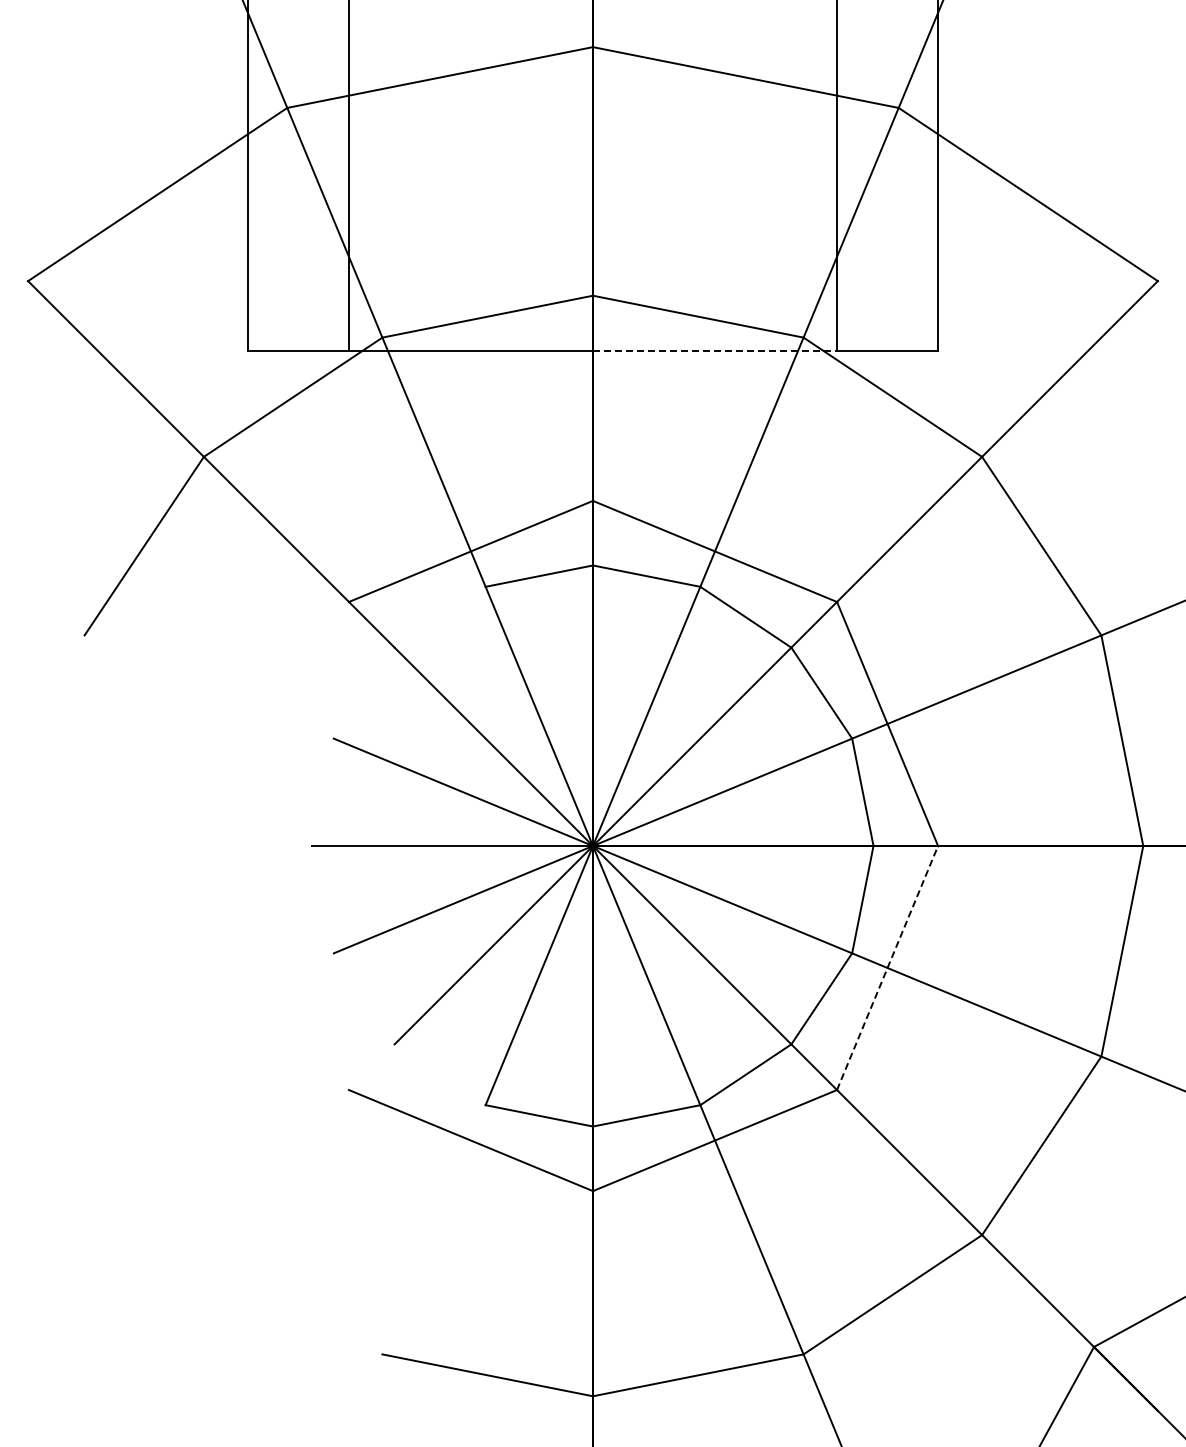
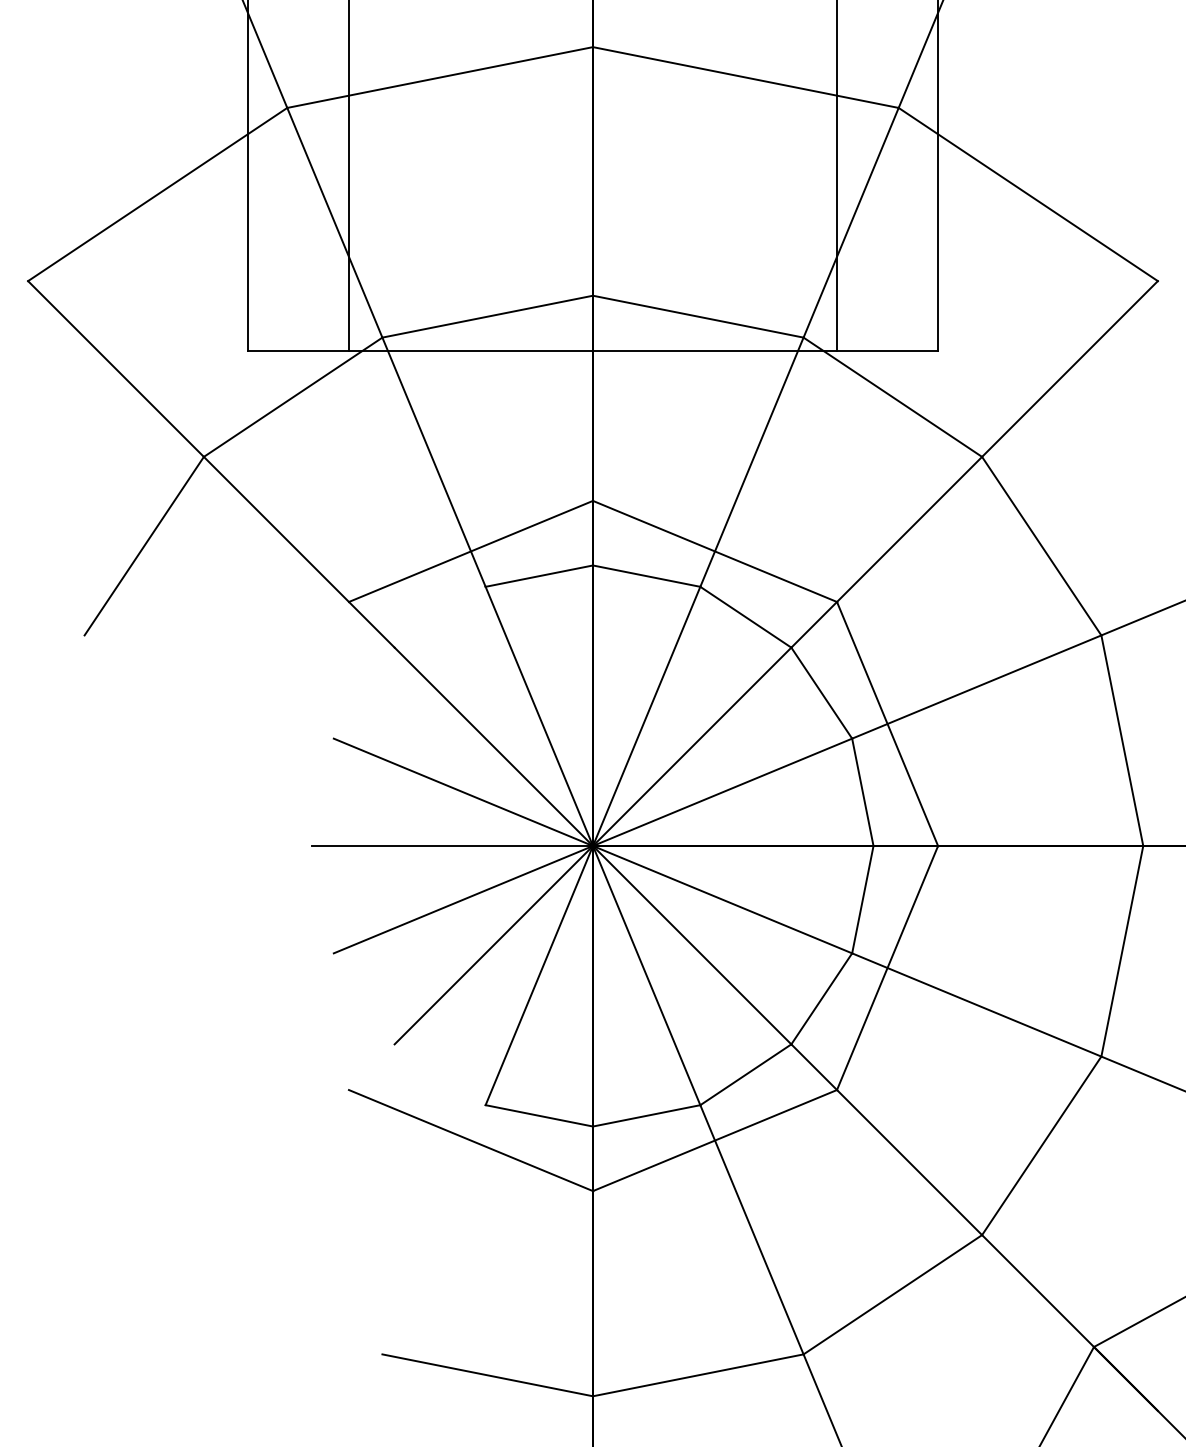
line: dashed -> solid (715, 351)
line: dashed -> solid (887, 967)
